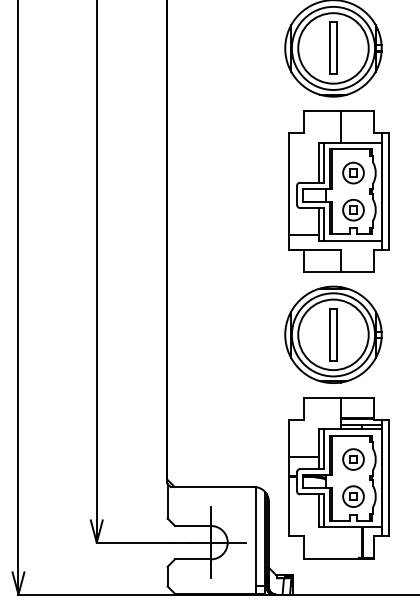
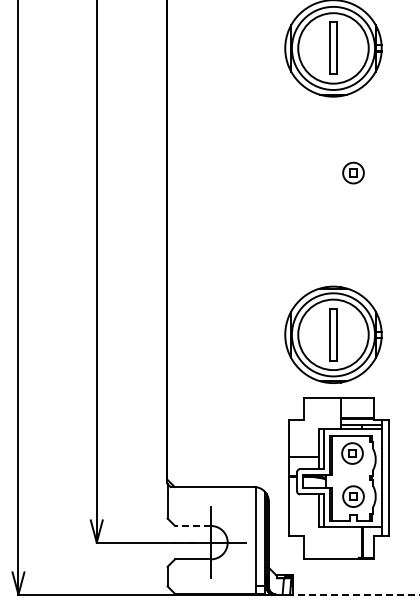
part: present -> none (338, 191)
part position: (353, 459) -> (352, 453) (352, 453)
line: solid -> dashed (193, 525)
line: solid -> dashed (355, 594)
